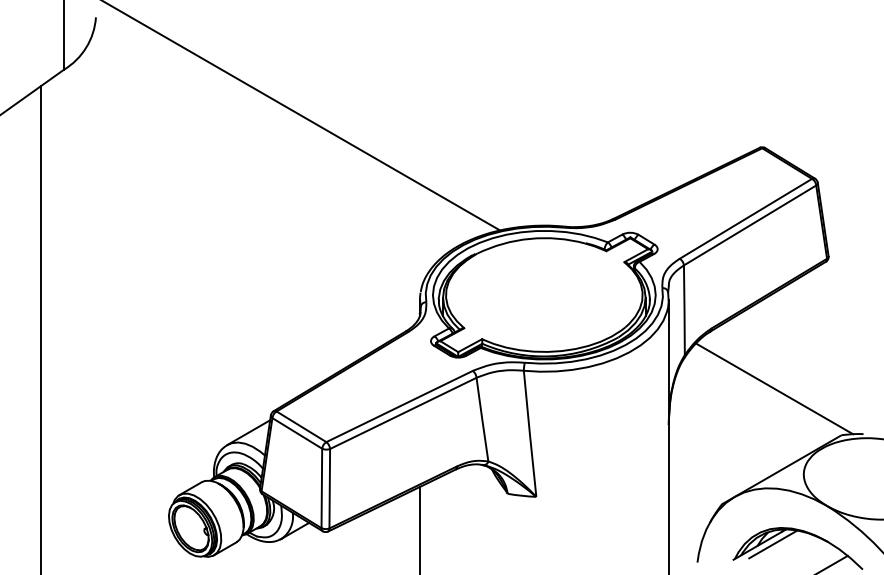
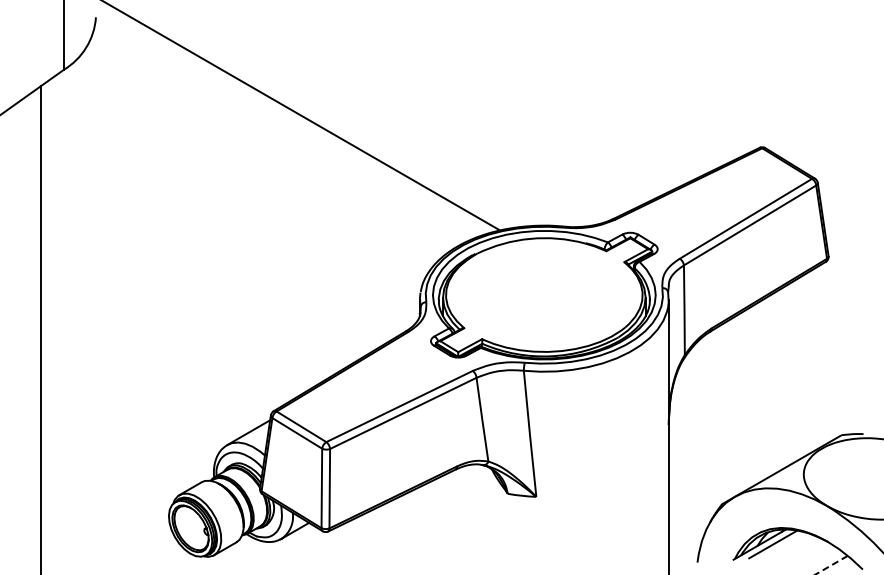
line: present -> none (774, 388)
line: present -> none (419, 528)
line: solid -> dashed (831, 565)
